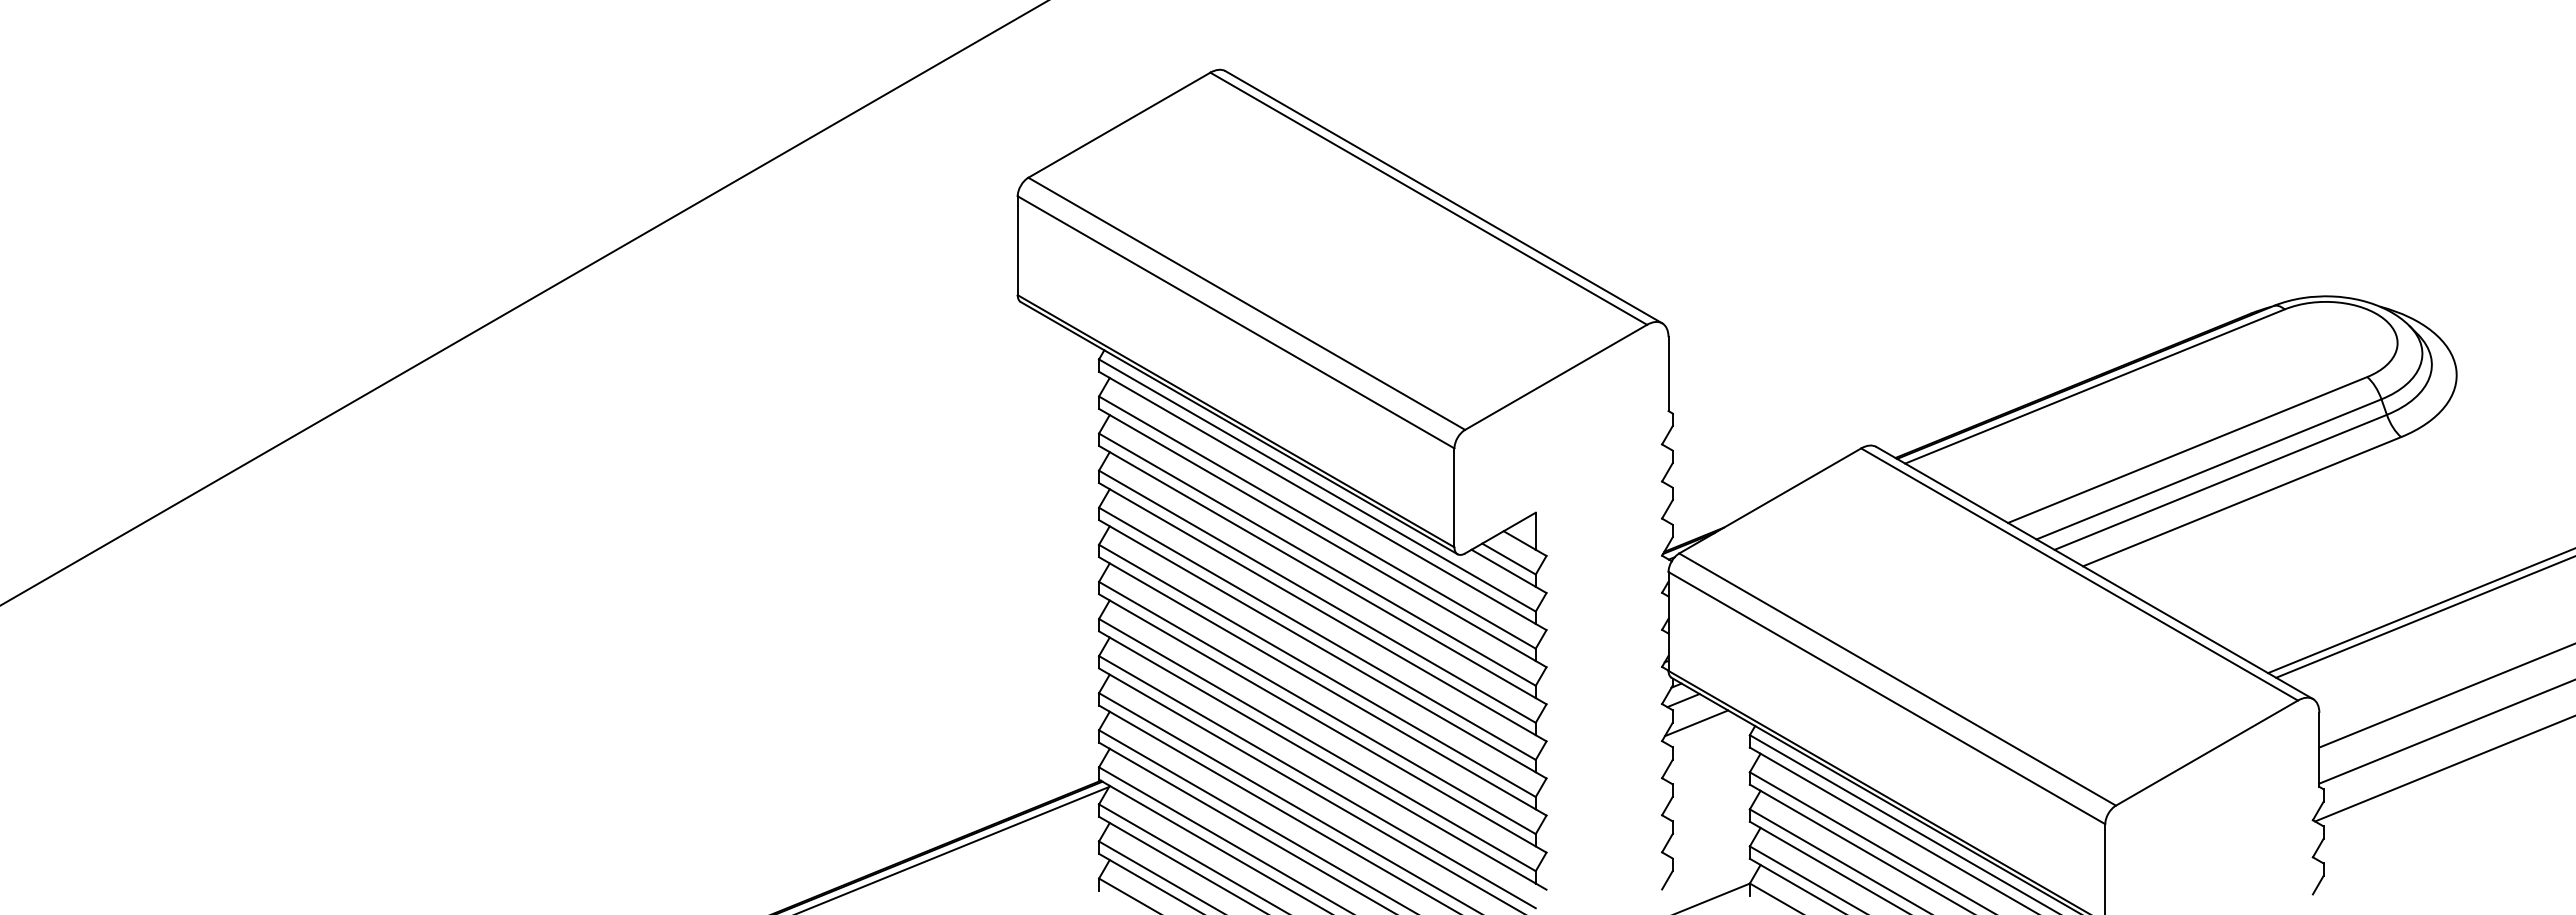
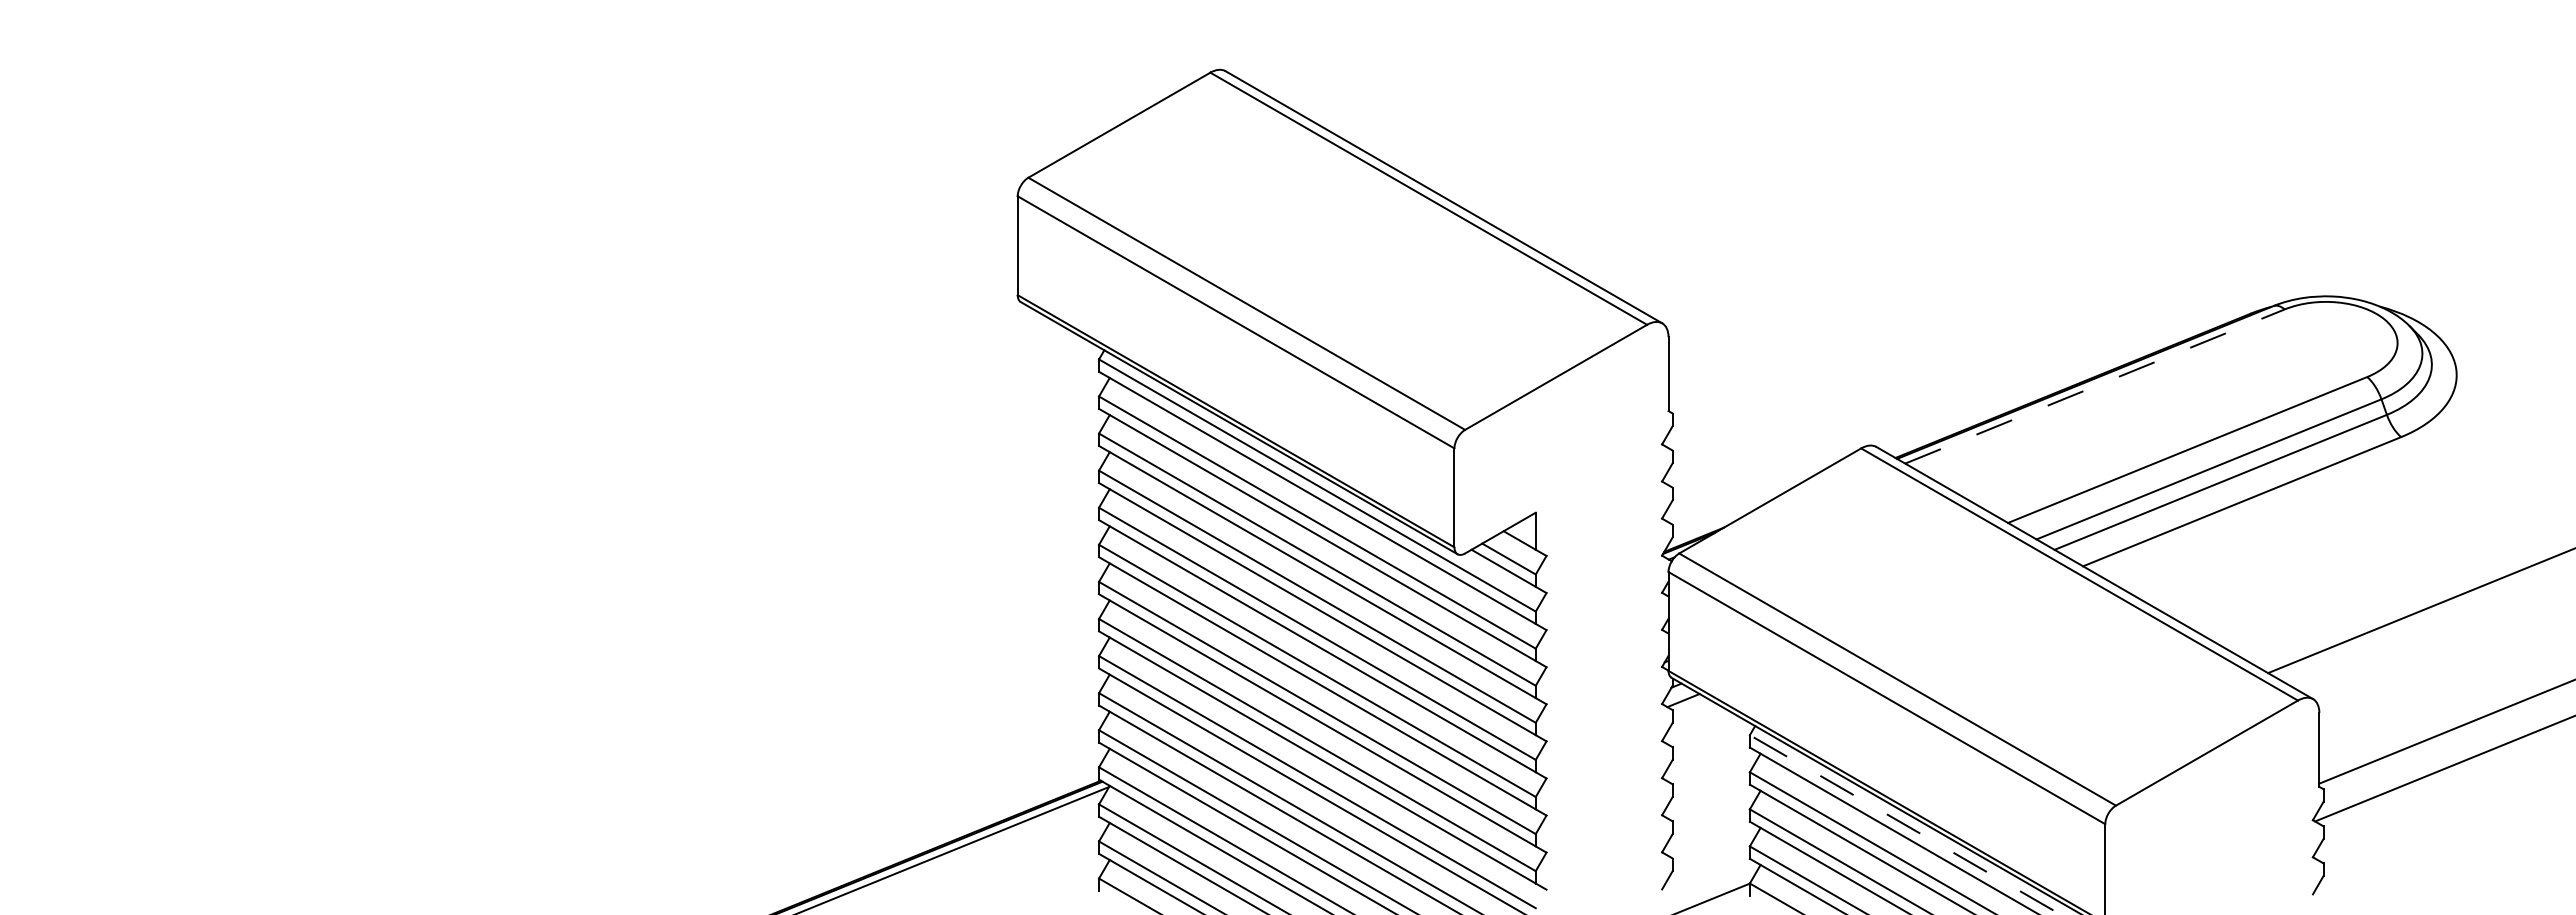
line: present -> none (523, 303)
line: solid -> dashed (2095, 386)
line: present -> none (2424, 617)
line: present -> none (2445, 695)
line: present -> none (1696, 723)
line: solid -> dashed (1905, 825)
